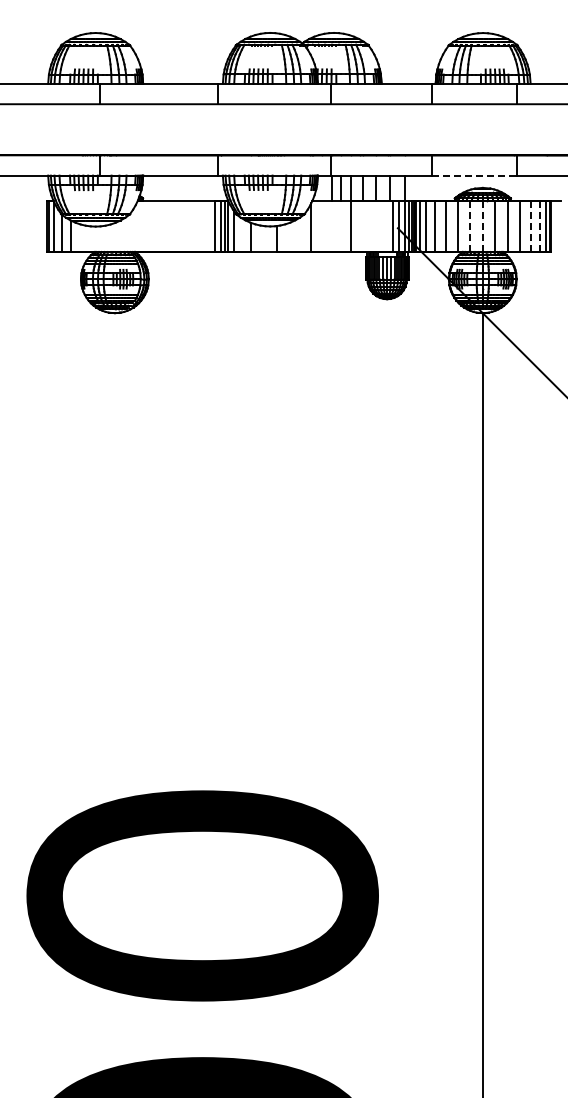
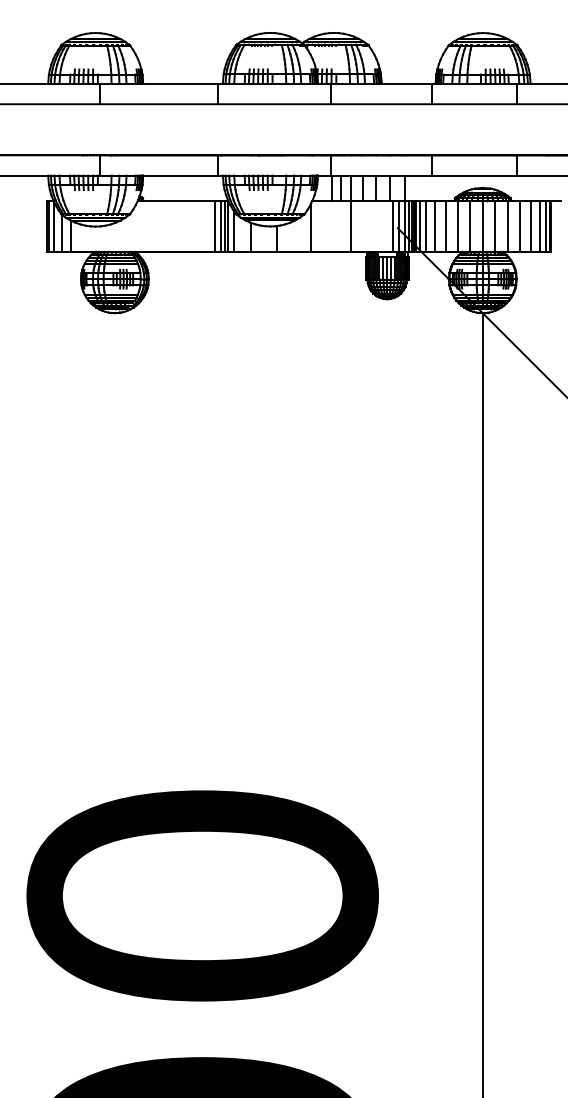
line: dashed -> solid (474, 175)
line: dashed -> solid (470, 226)
line: dashed -> solid (482, 226)
line: dashed -> solid (530, 226)
line: dashed -> solid (539, 226)
